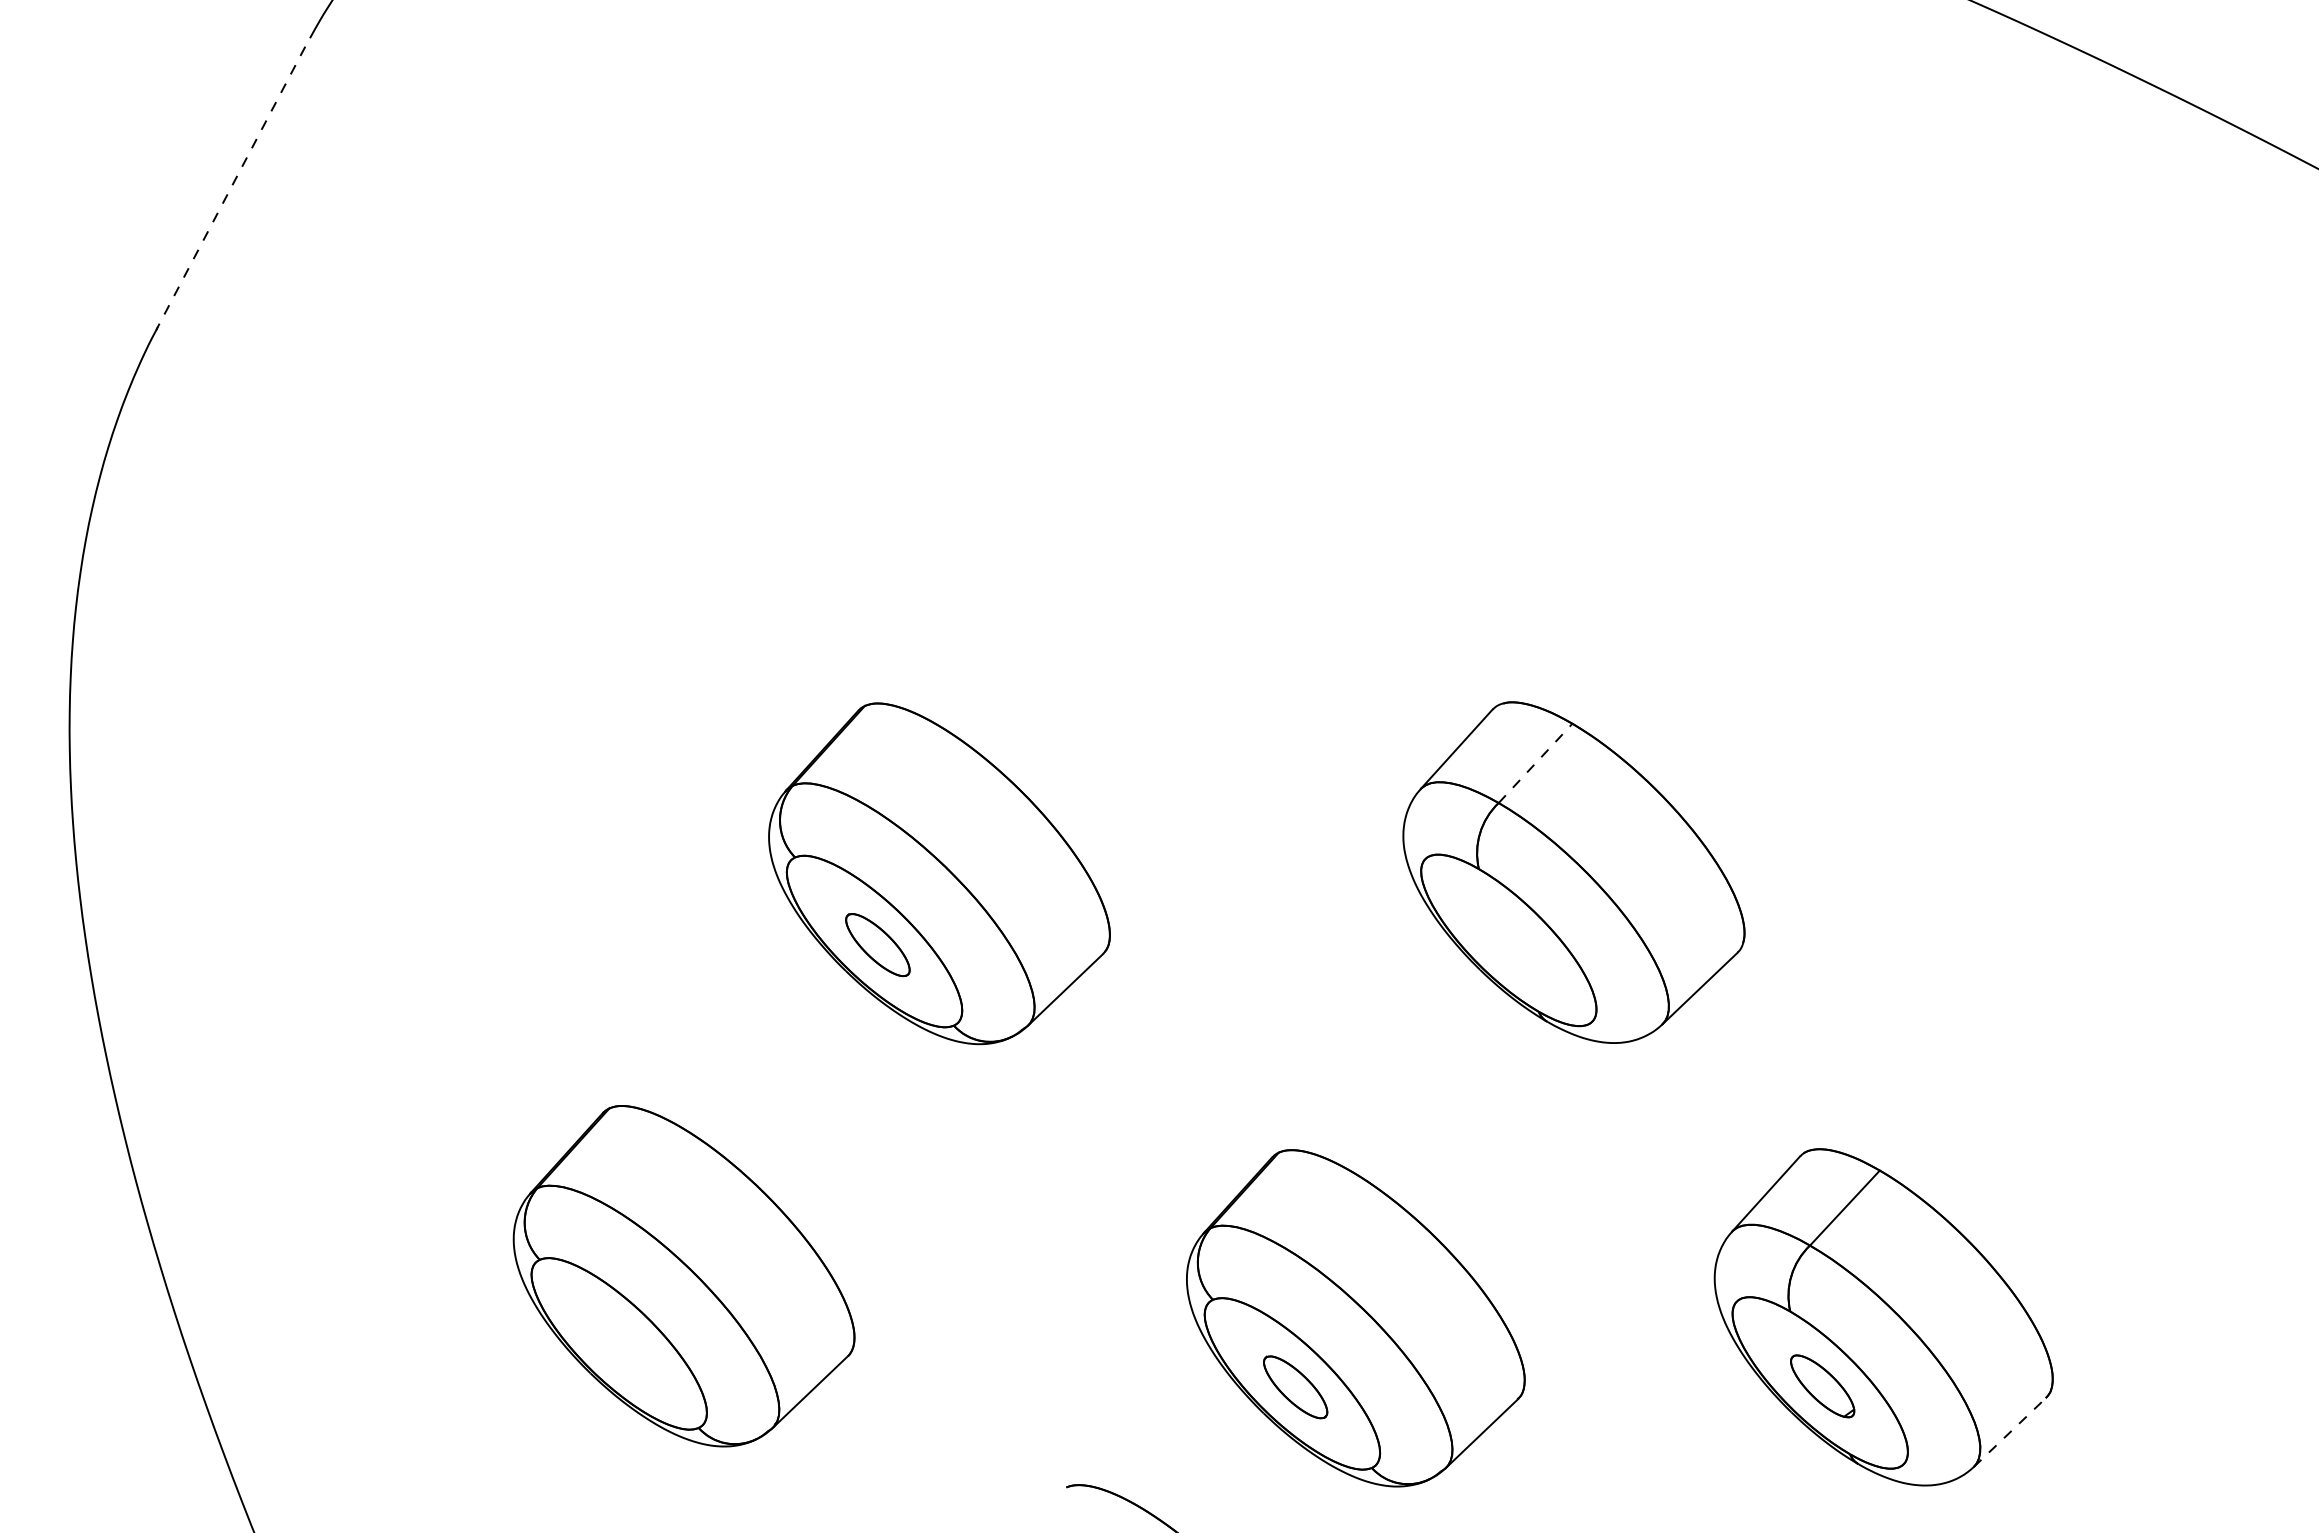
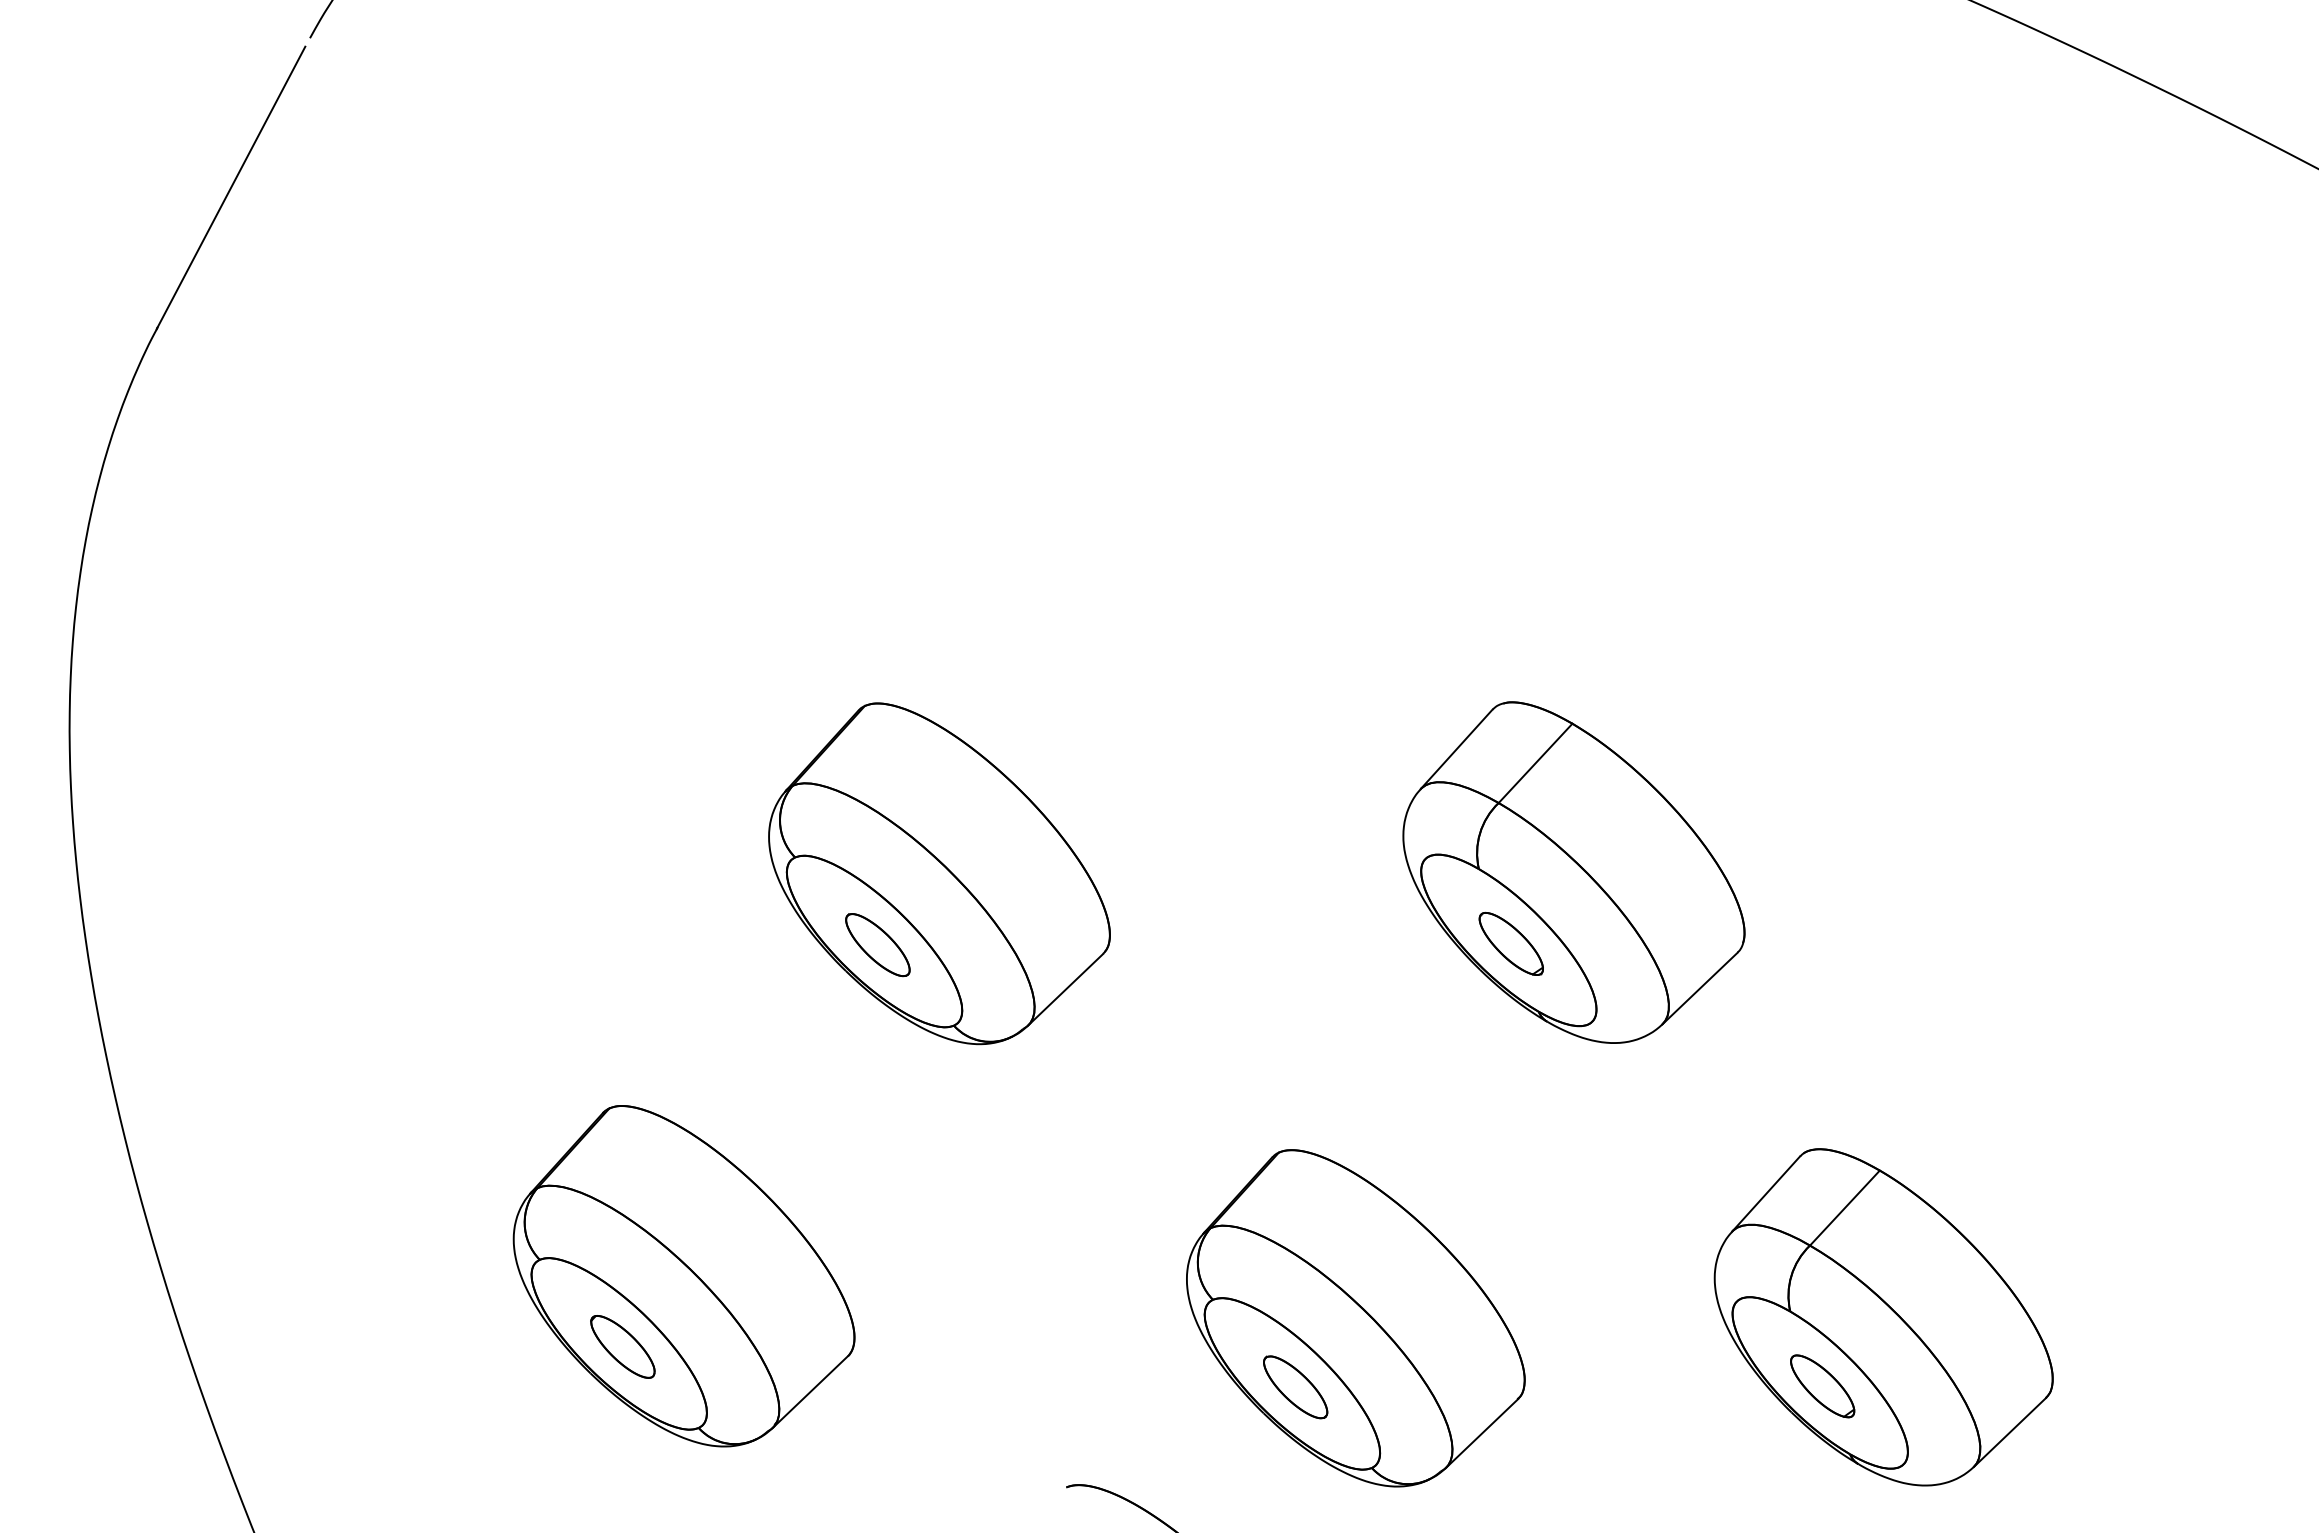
line: dashed -> solid (231, 187)
line: dashed -> solid (1535, 763)
part: none -> present (1510, 943)
part: none -> present (622, 1346)
line: dashed -> solid (2009, 1432)
